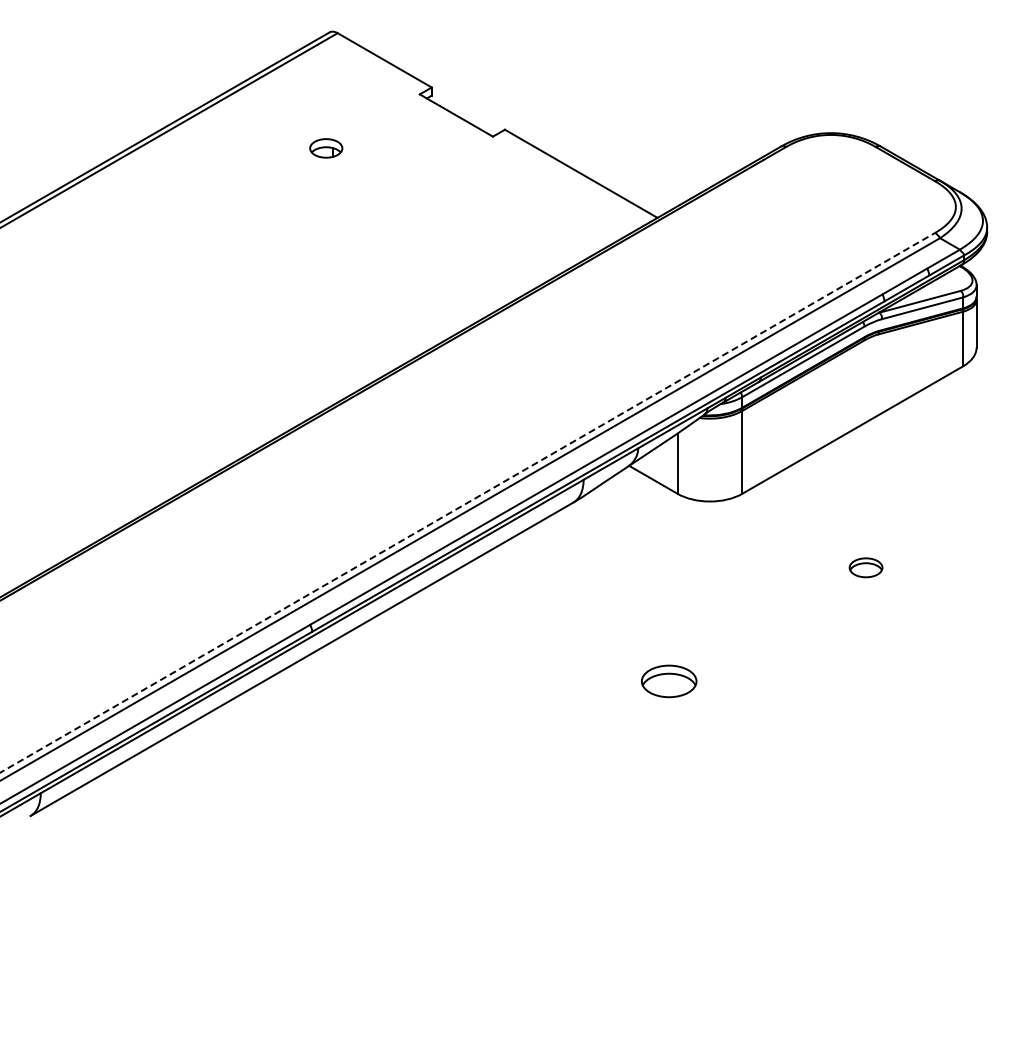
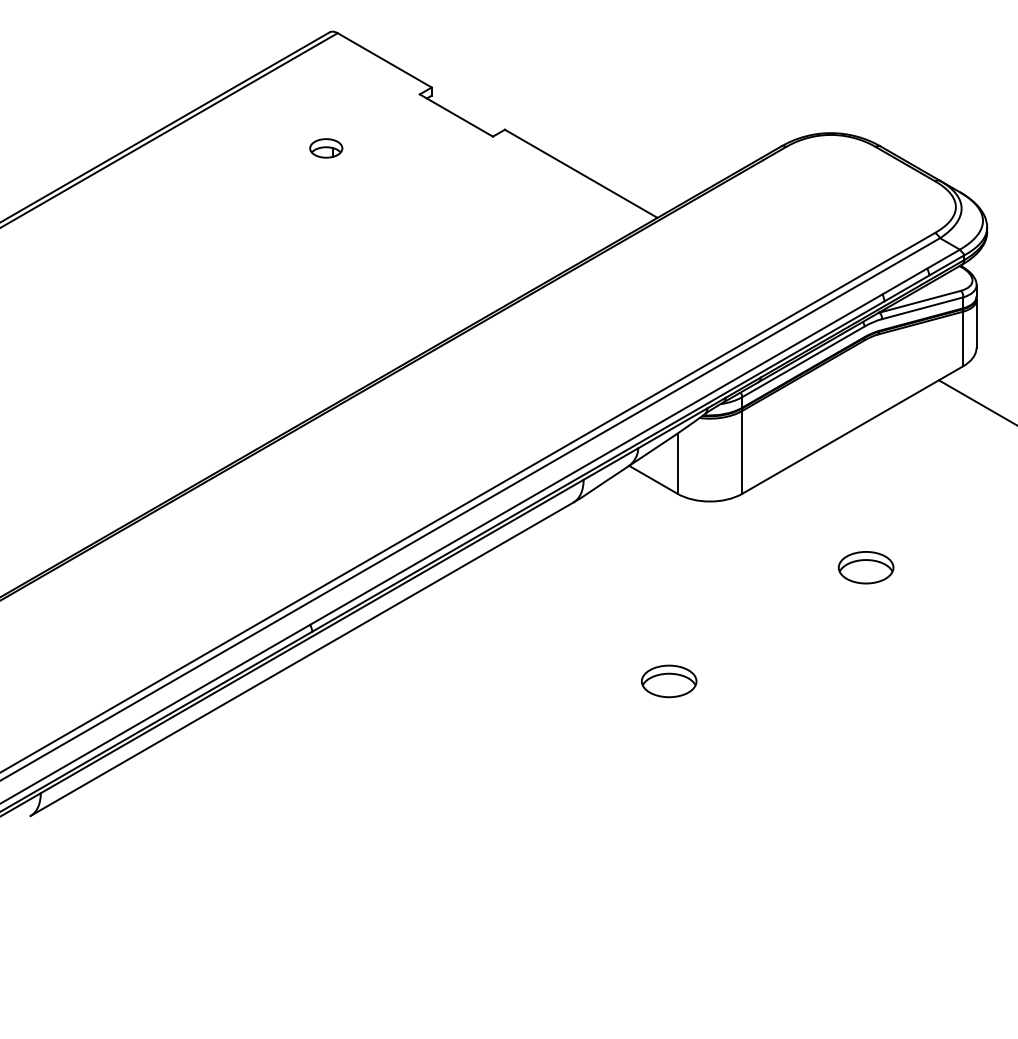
line: none -> present (976, 401)
line: dashed -> solid (468, 502)
part size: 36x22 px -> 58x34 px (865, 567)
